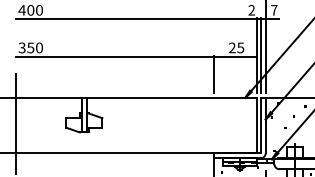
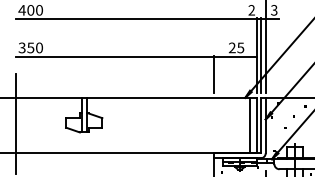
text: 7 -> 3 (274, 10)
line: none -> present (250, 125)
